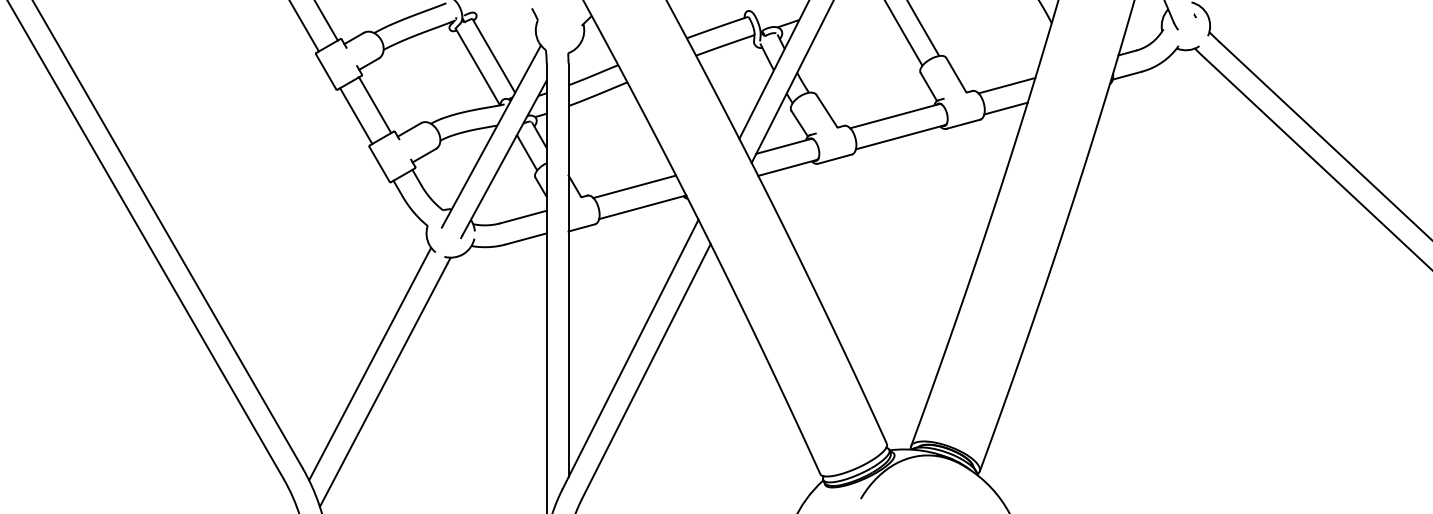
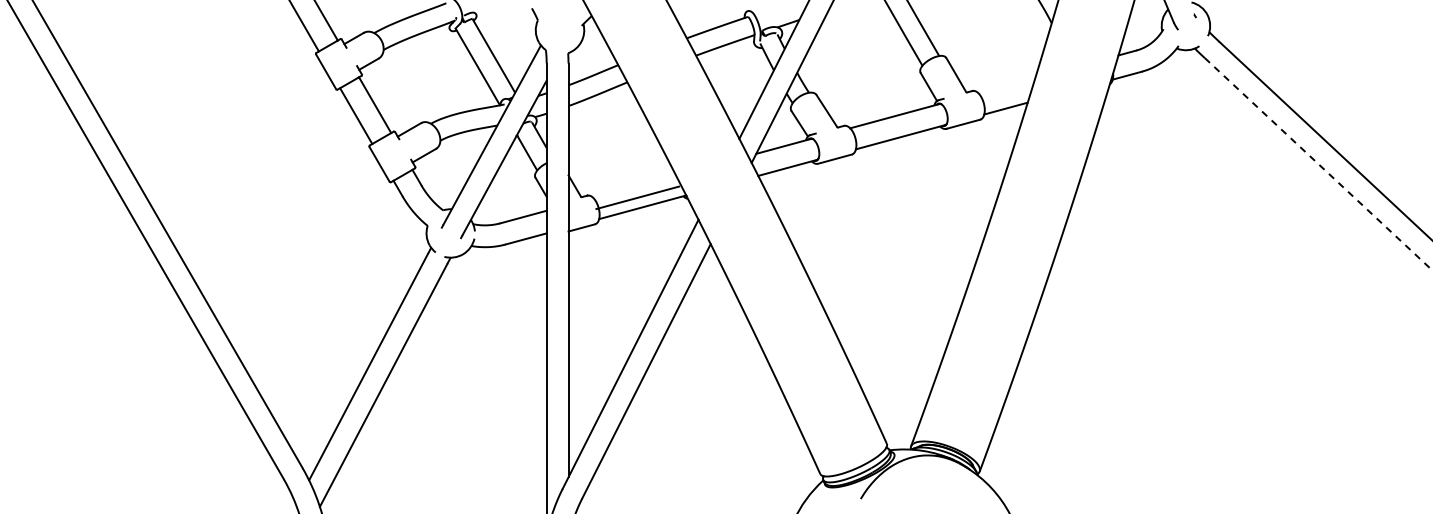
line: present -> none (1006, 85)
line: solid -> dashed (1318, 164)
line position: (634, 186) -> (637, 197) (637, 197)
